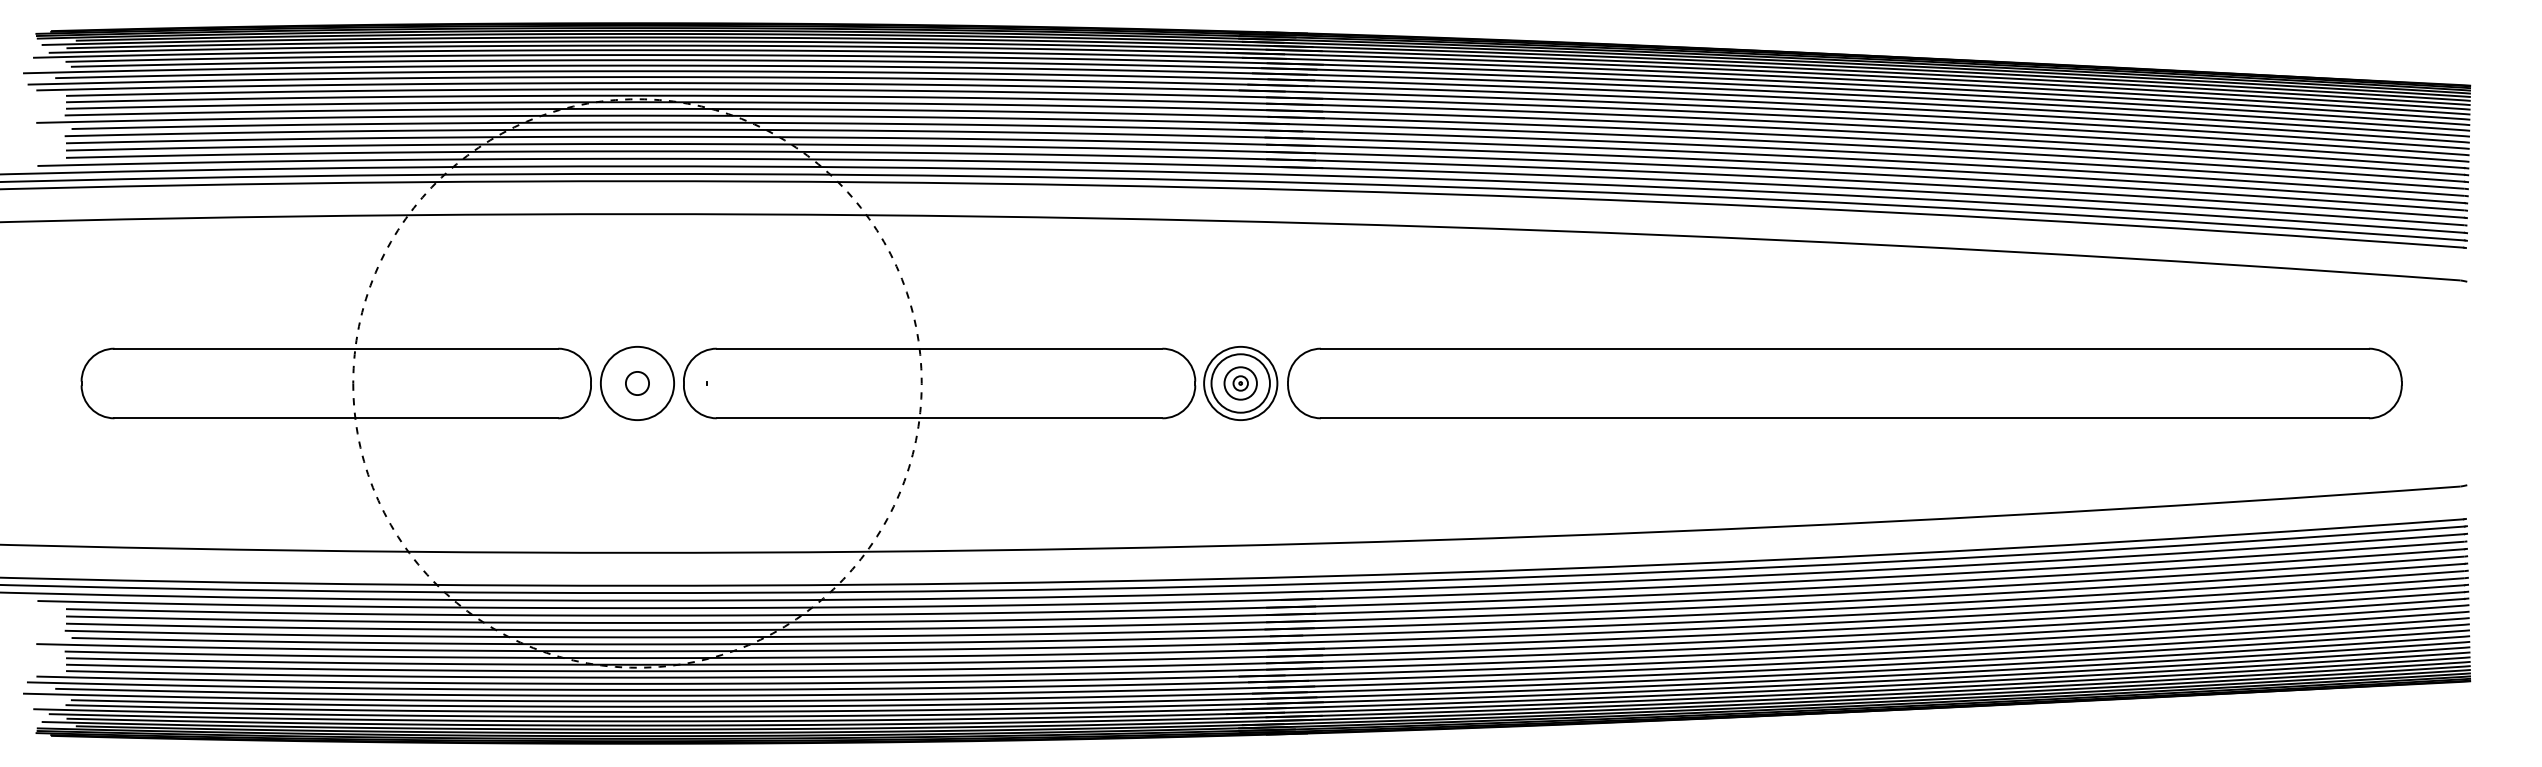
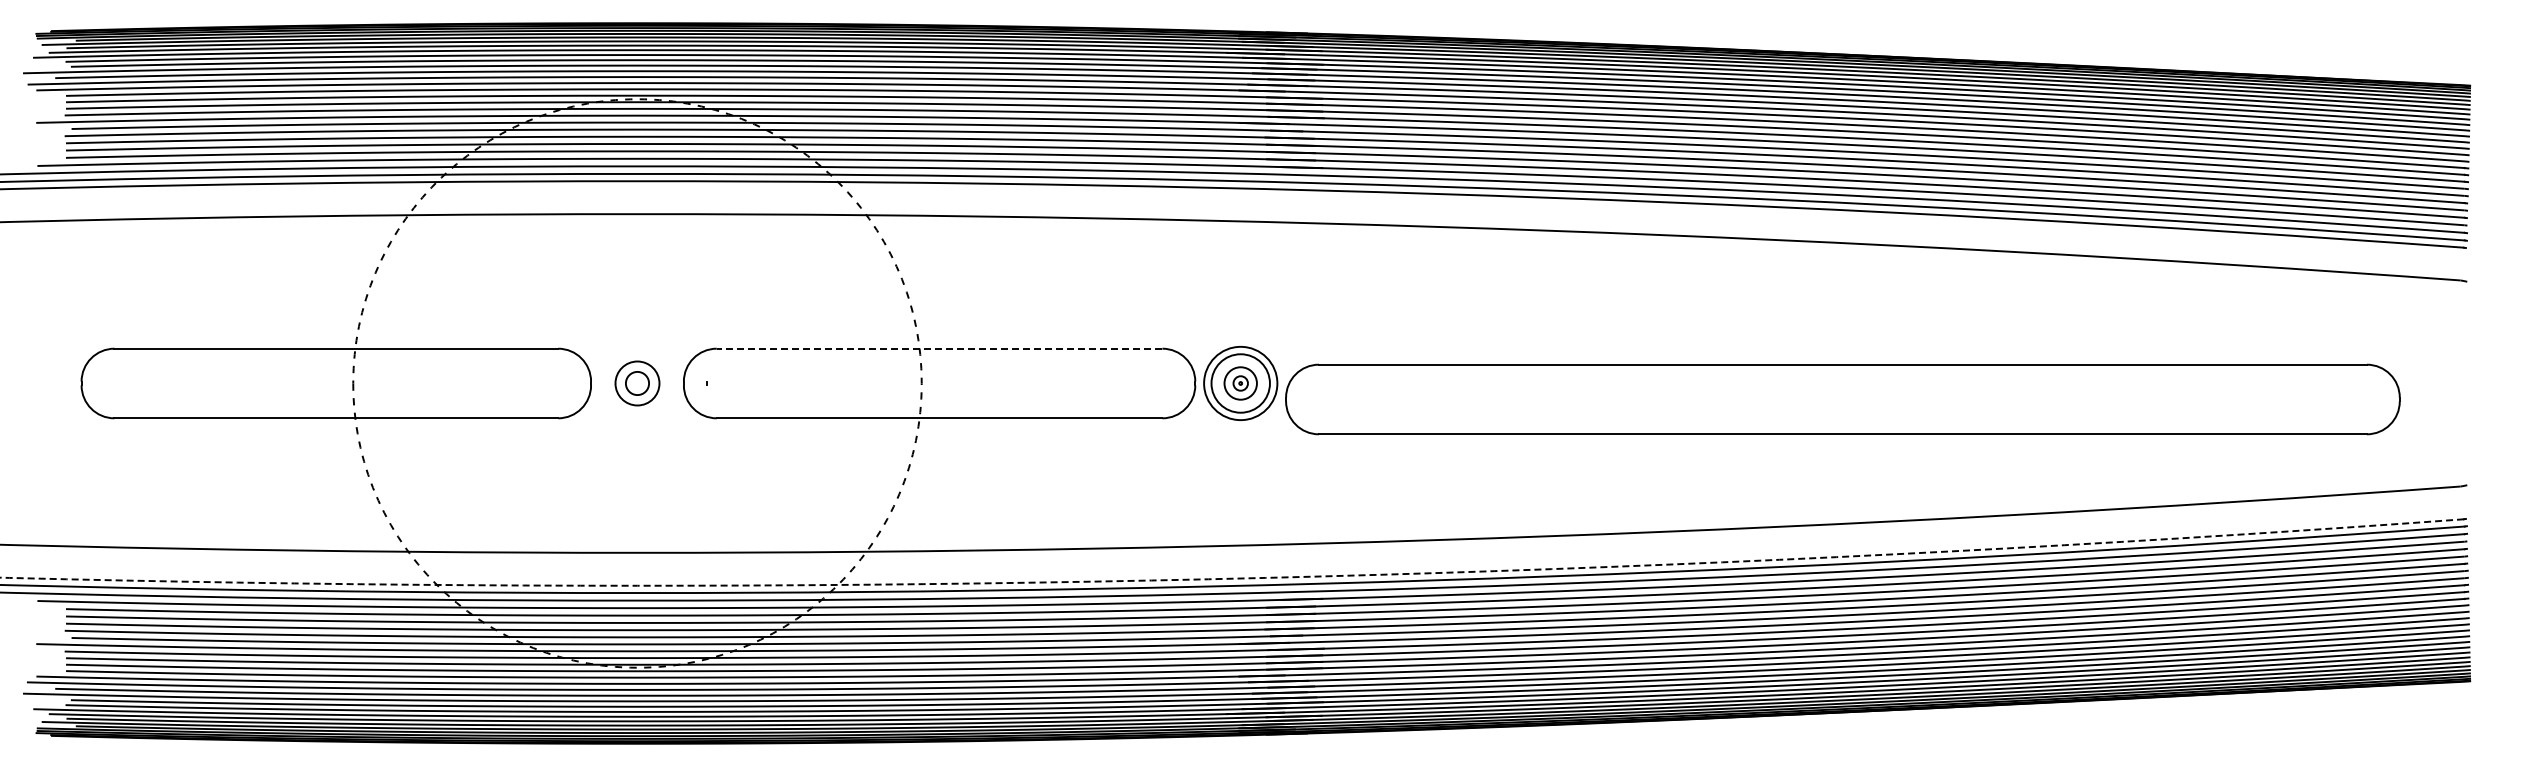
line: solid -> dashed (939, 348)
circle diameter: 73 px -> 44 px (637, 383)
part position: (1844, 383) -> (1842, 399) (1842, 399)
arc: solid -> dashed (1232, 578)
